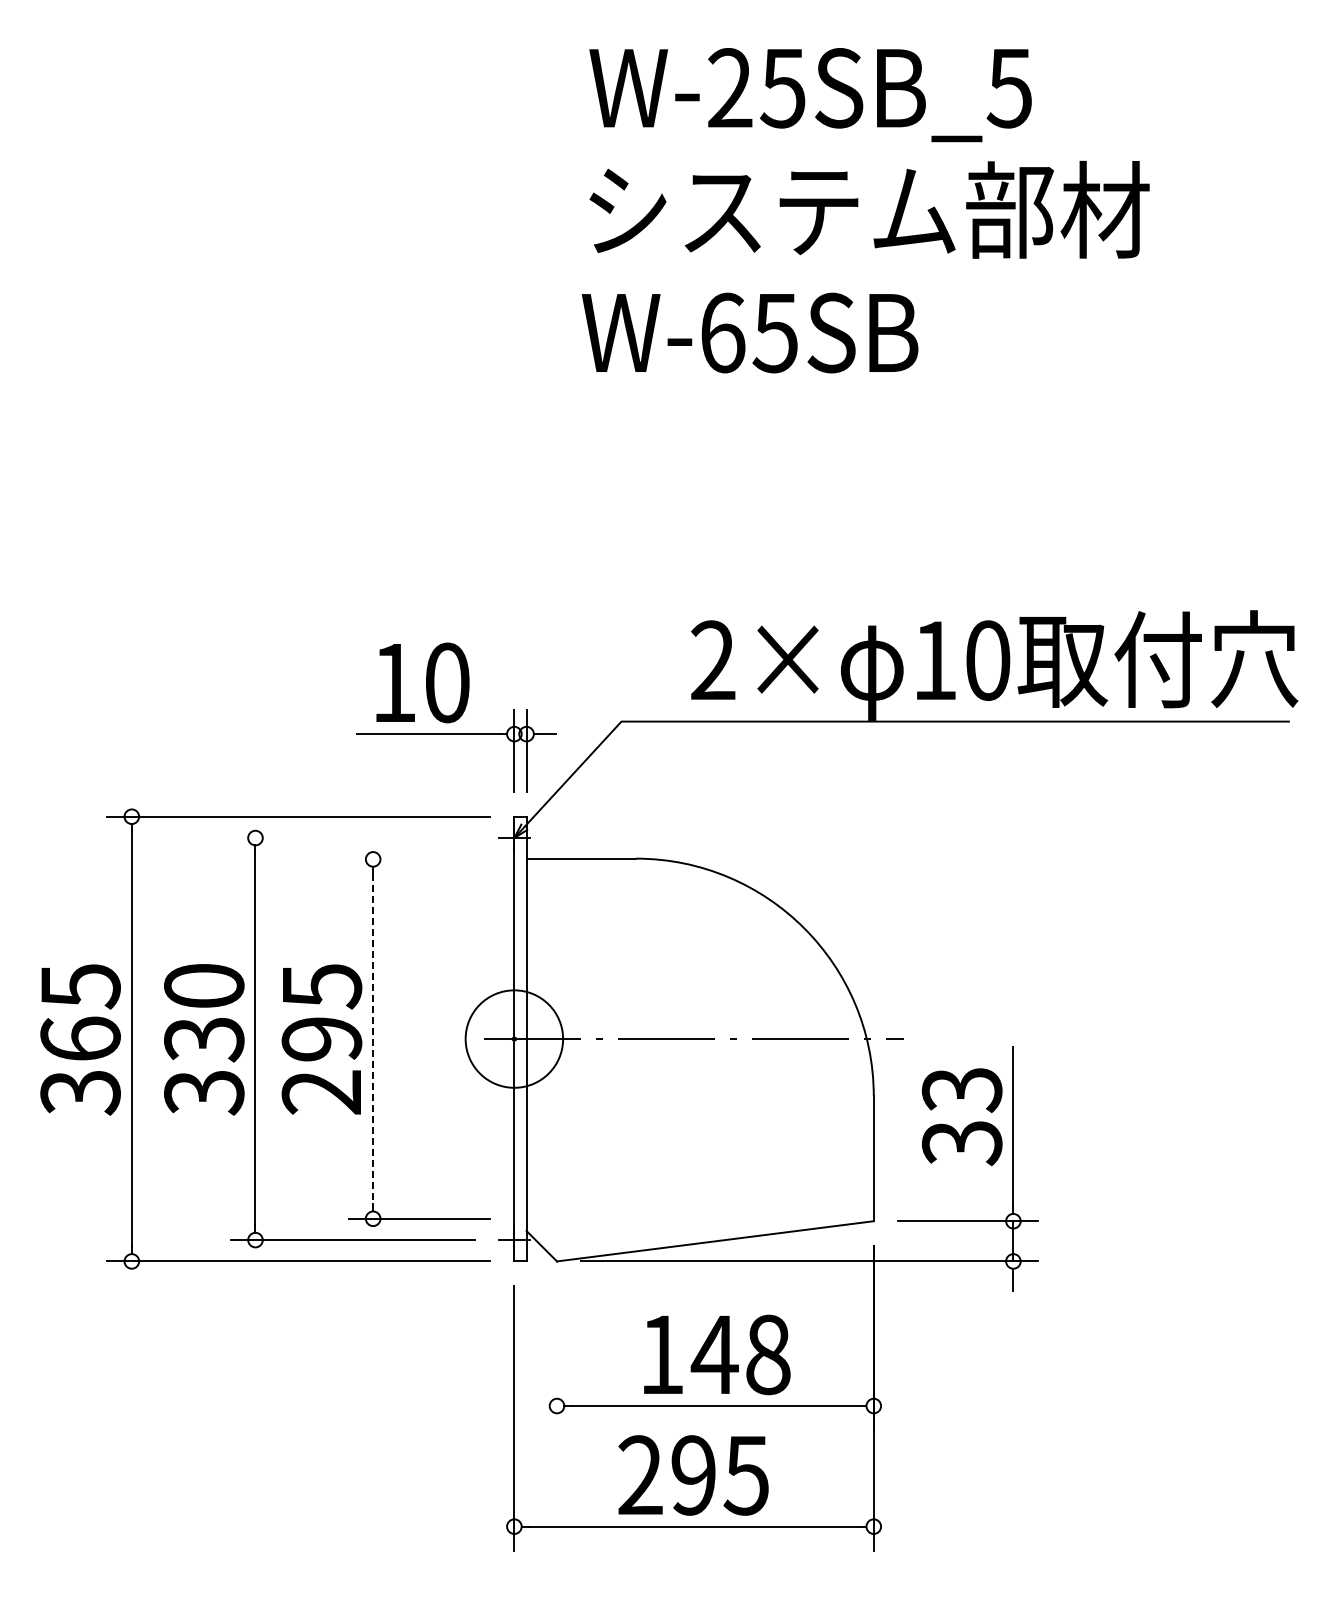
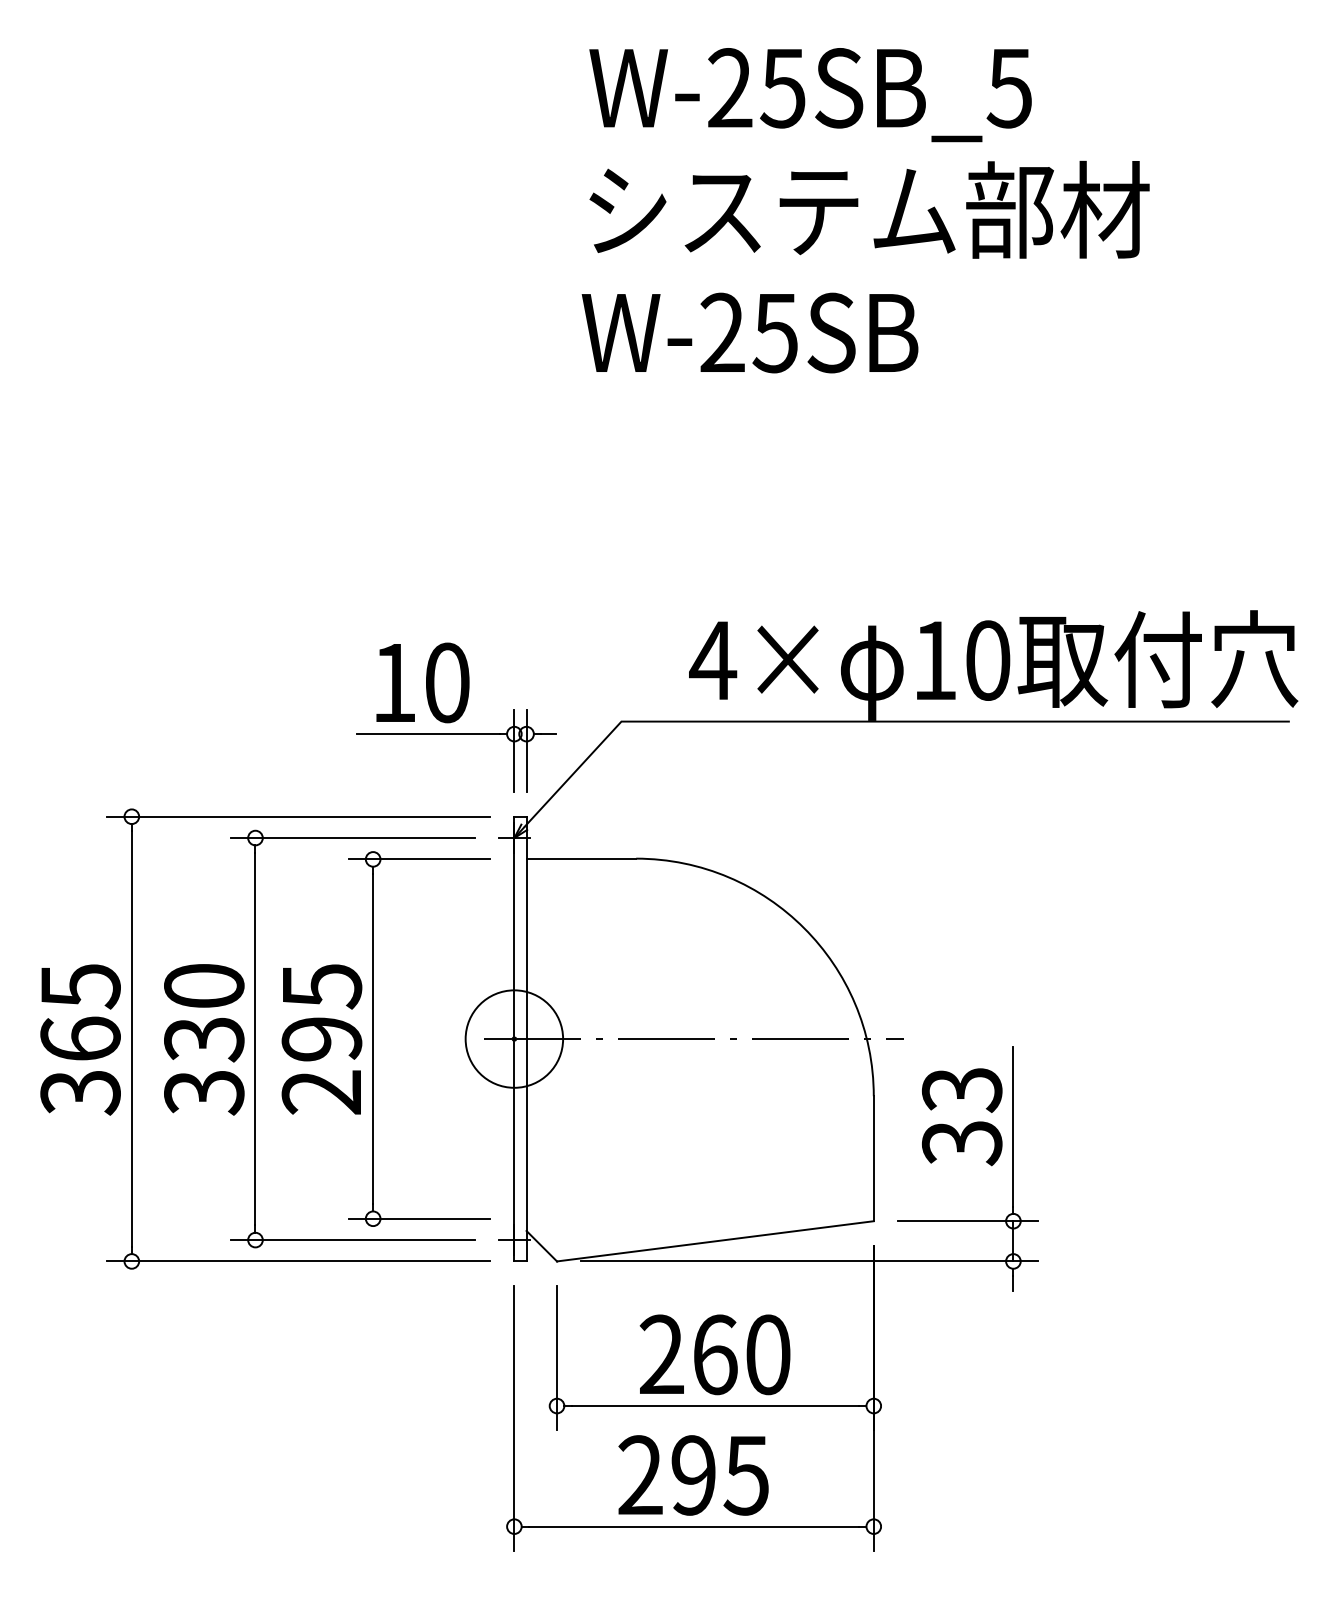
text: W-65SB -> W-25SB (722, 332)
text: 2× -> 4× (713, 659)
line: none -> present (352, 838)
line: none -> present (419, 859)
line: dashed -> solid (373, 1039)
text: 148 -> 260 (714, 1354)
line: none -> present (557, 1357)
